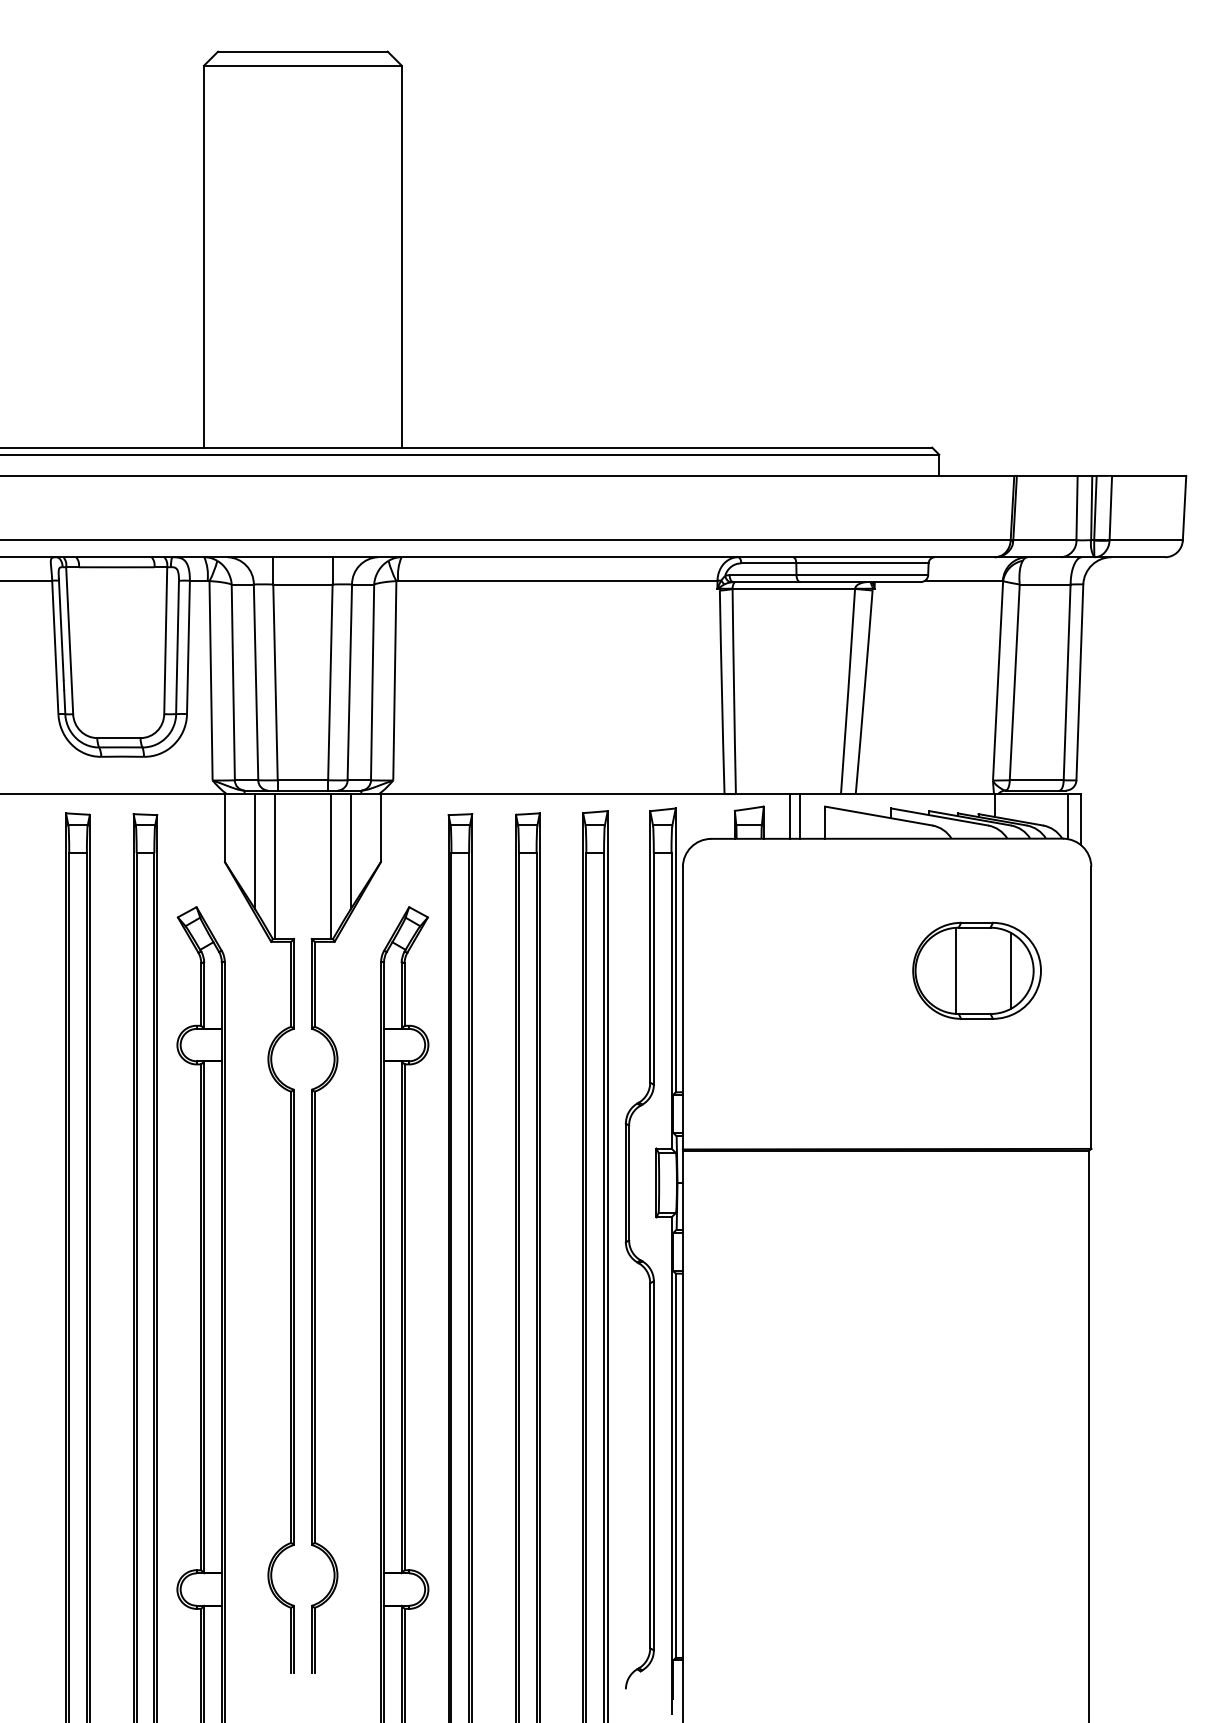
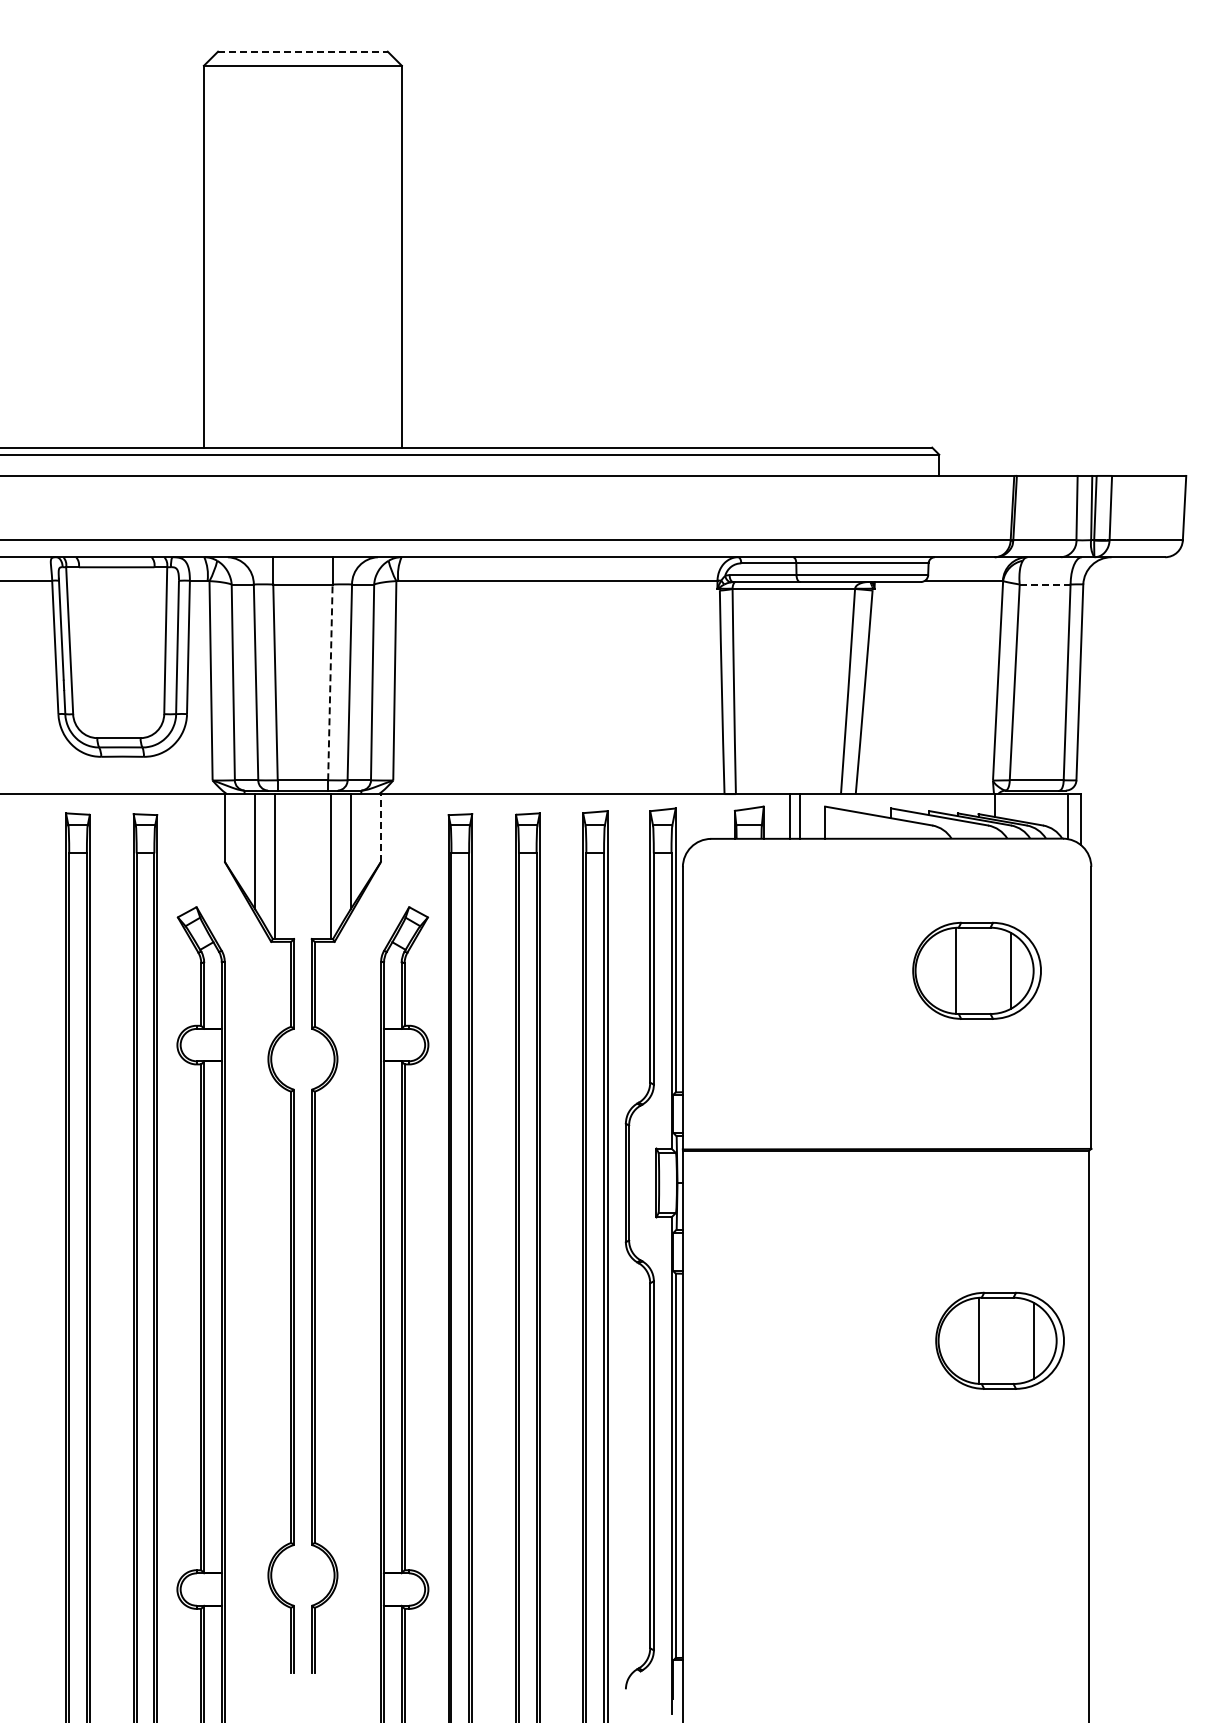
line: solid -> dashed (302, 51)
line: solid -> dashed (1044, 584)
line: solid -> dashed (330, 682)
line: solid -> dashed (380, 827)
part: none -> present (999, 1340)
